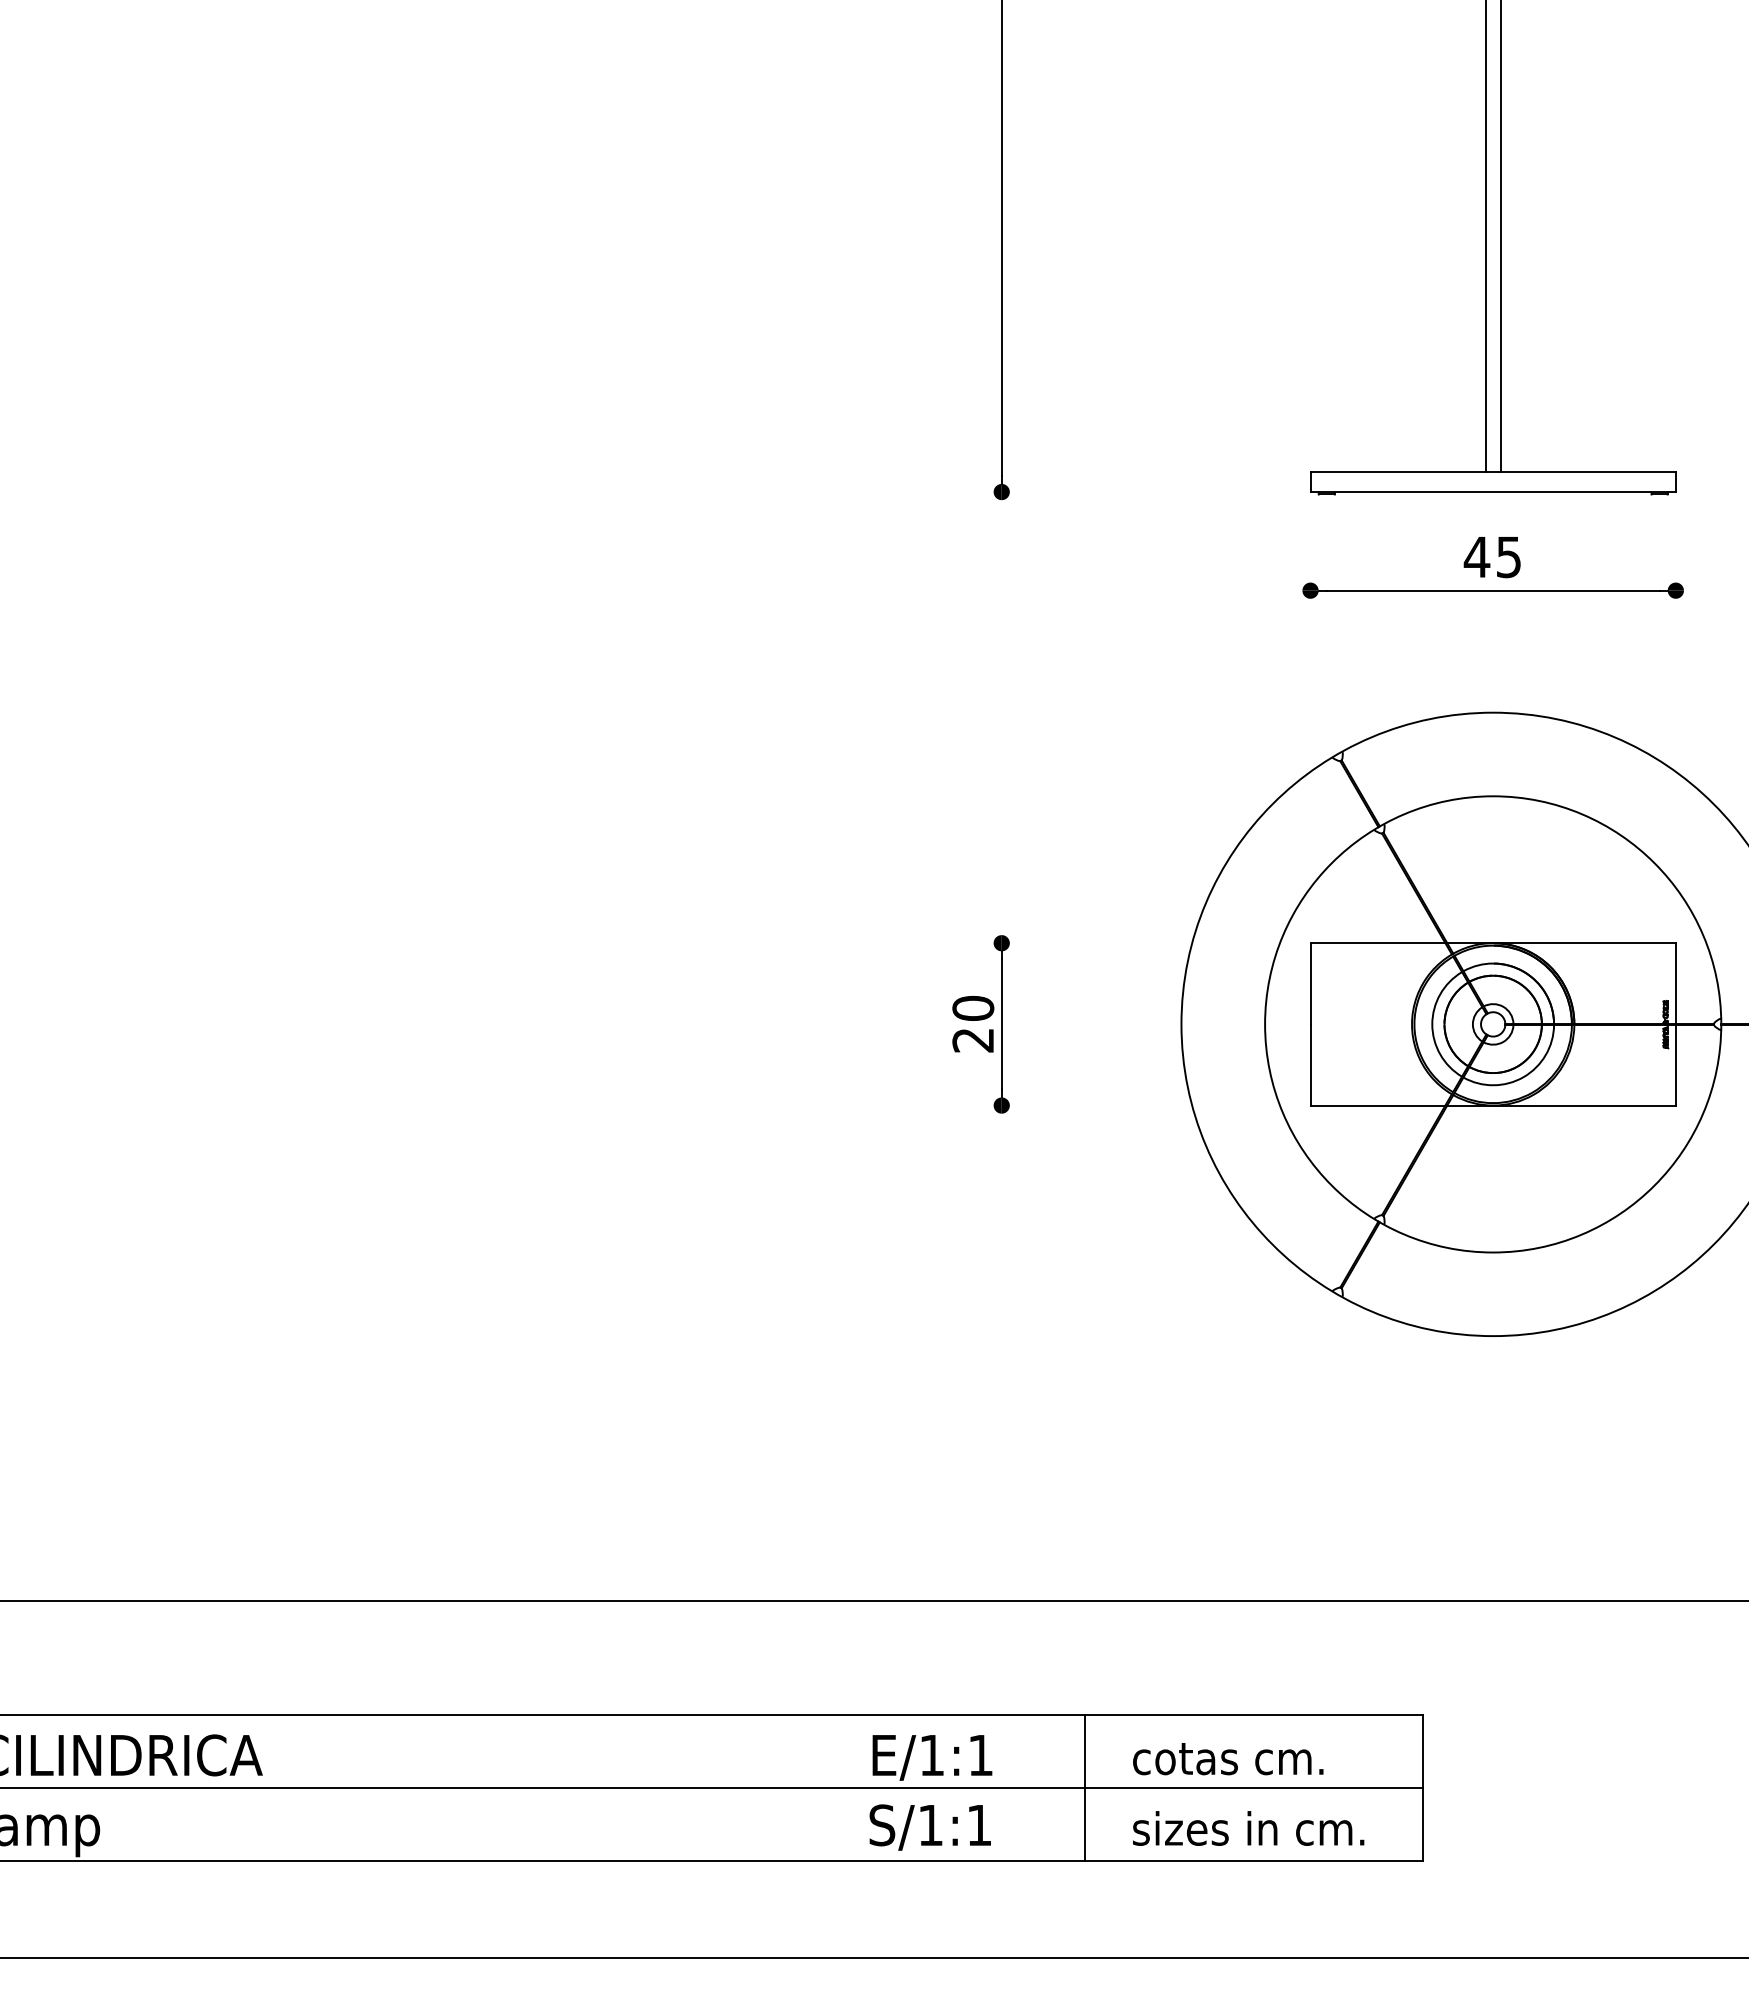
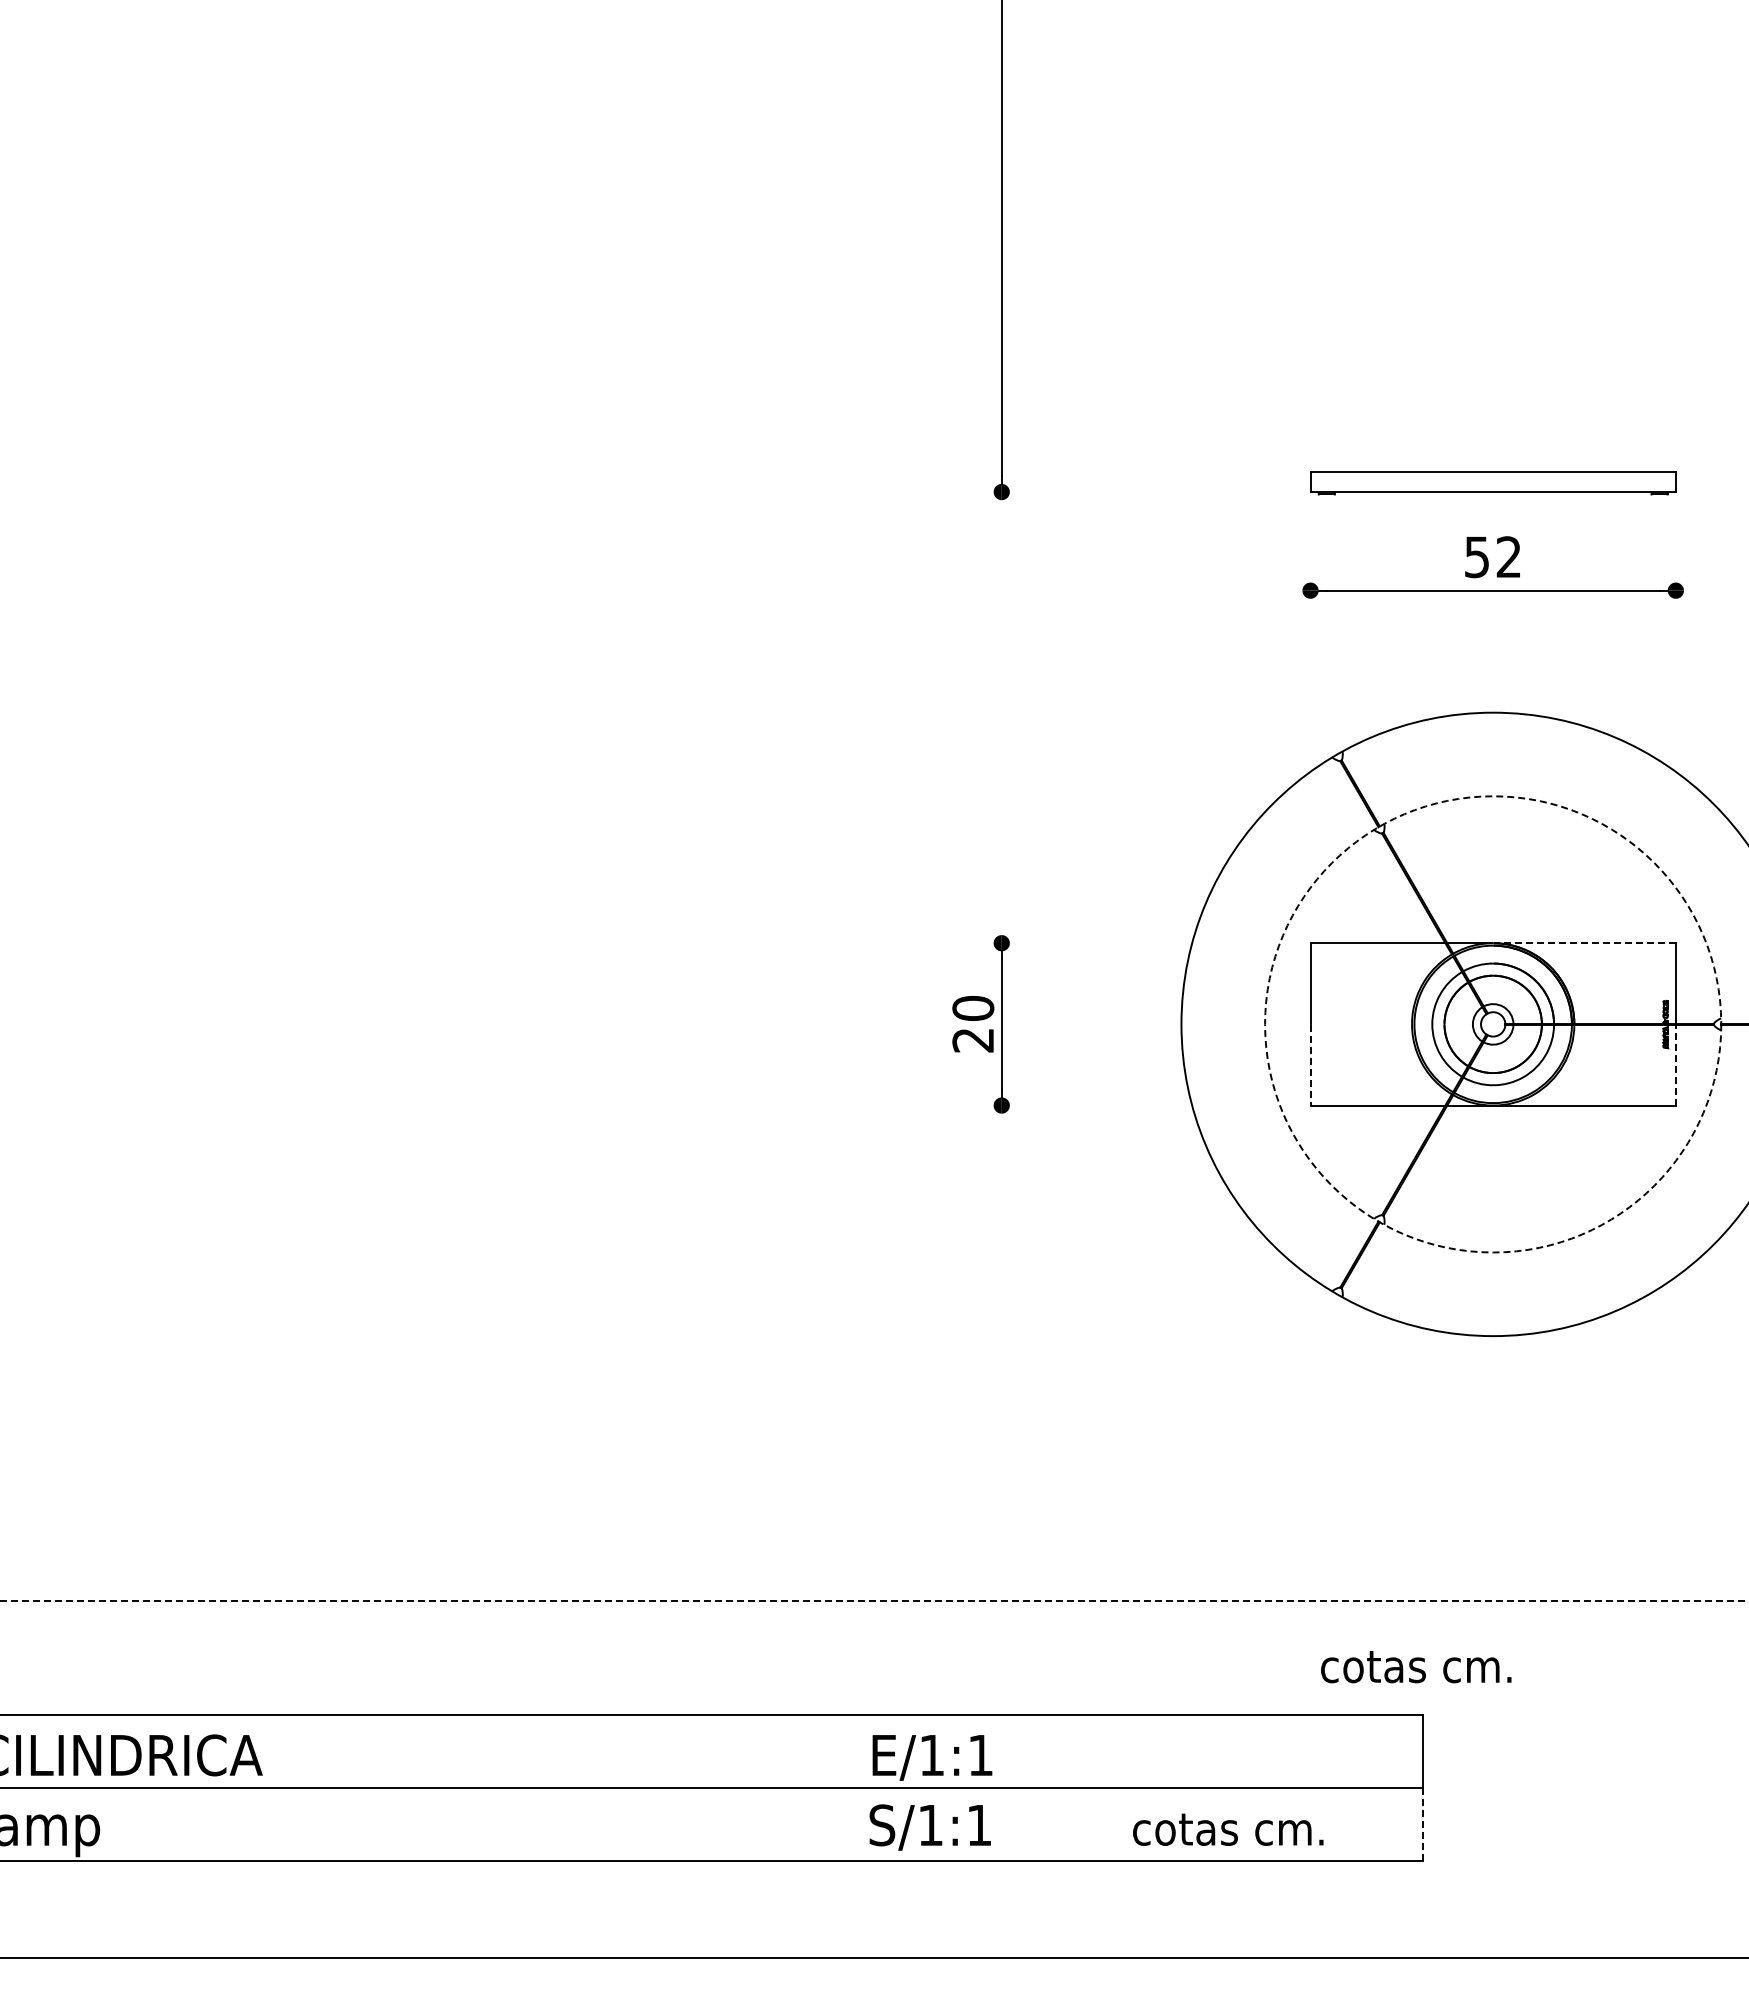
line: present -> none (1485, 236)
line: present -> none (1500, 236)
text: 45 -> 52 (1491, 557)
line: solid -> dashed (1584, 943)
circle: solid -> dashed (1493, 1024)
line: solid -> dashed (1675, 1064)
line: solid -> dashed (1310, 1065)
line: solid -> dashed (874, 1600)
text position: (1228, 1759) -> (1416, 1667) (1416, 1667)
line: present -> none (1084, 1788)
line: solid -> dashed (1423, 1824)
text: sizes in cm. -> cotas cm. (1248, 1828)
